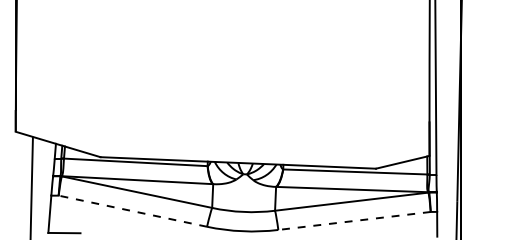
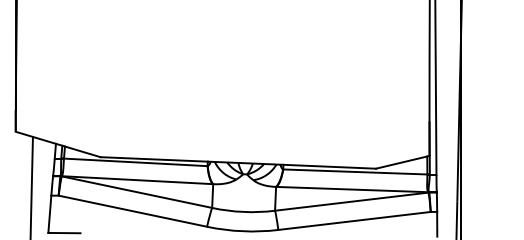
line: dashed -> solid (132, 211)
line: dashed -> solid (354, 220)
